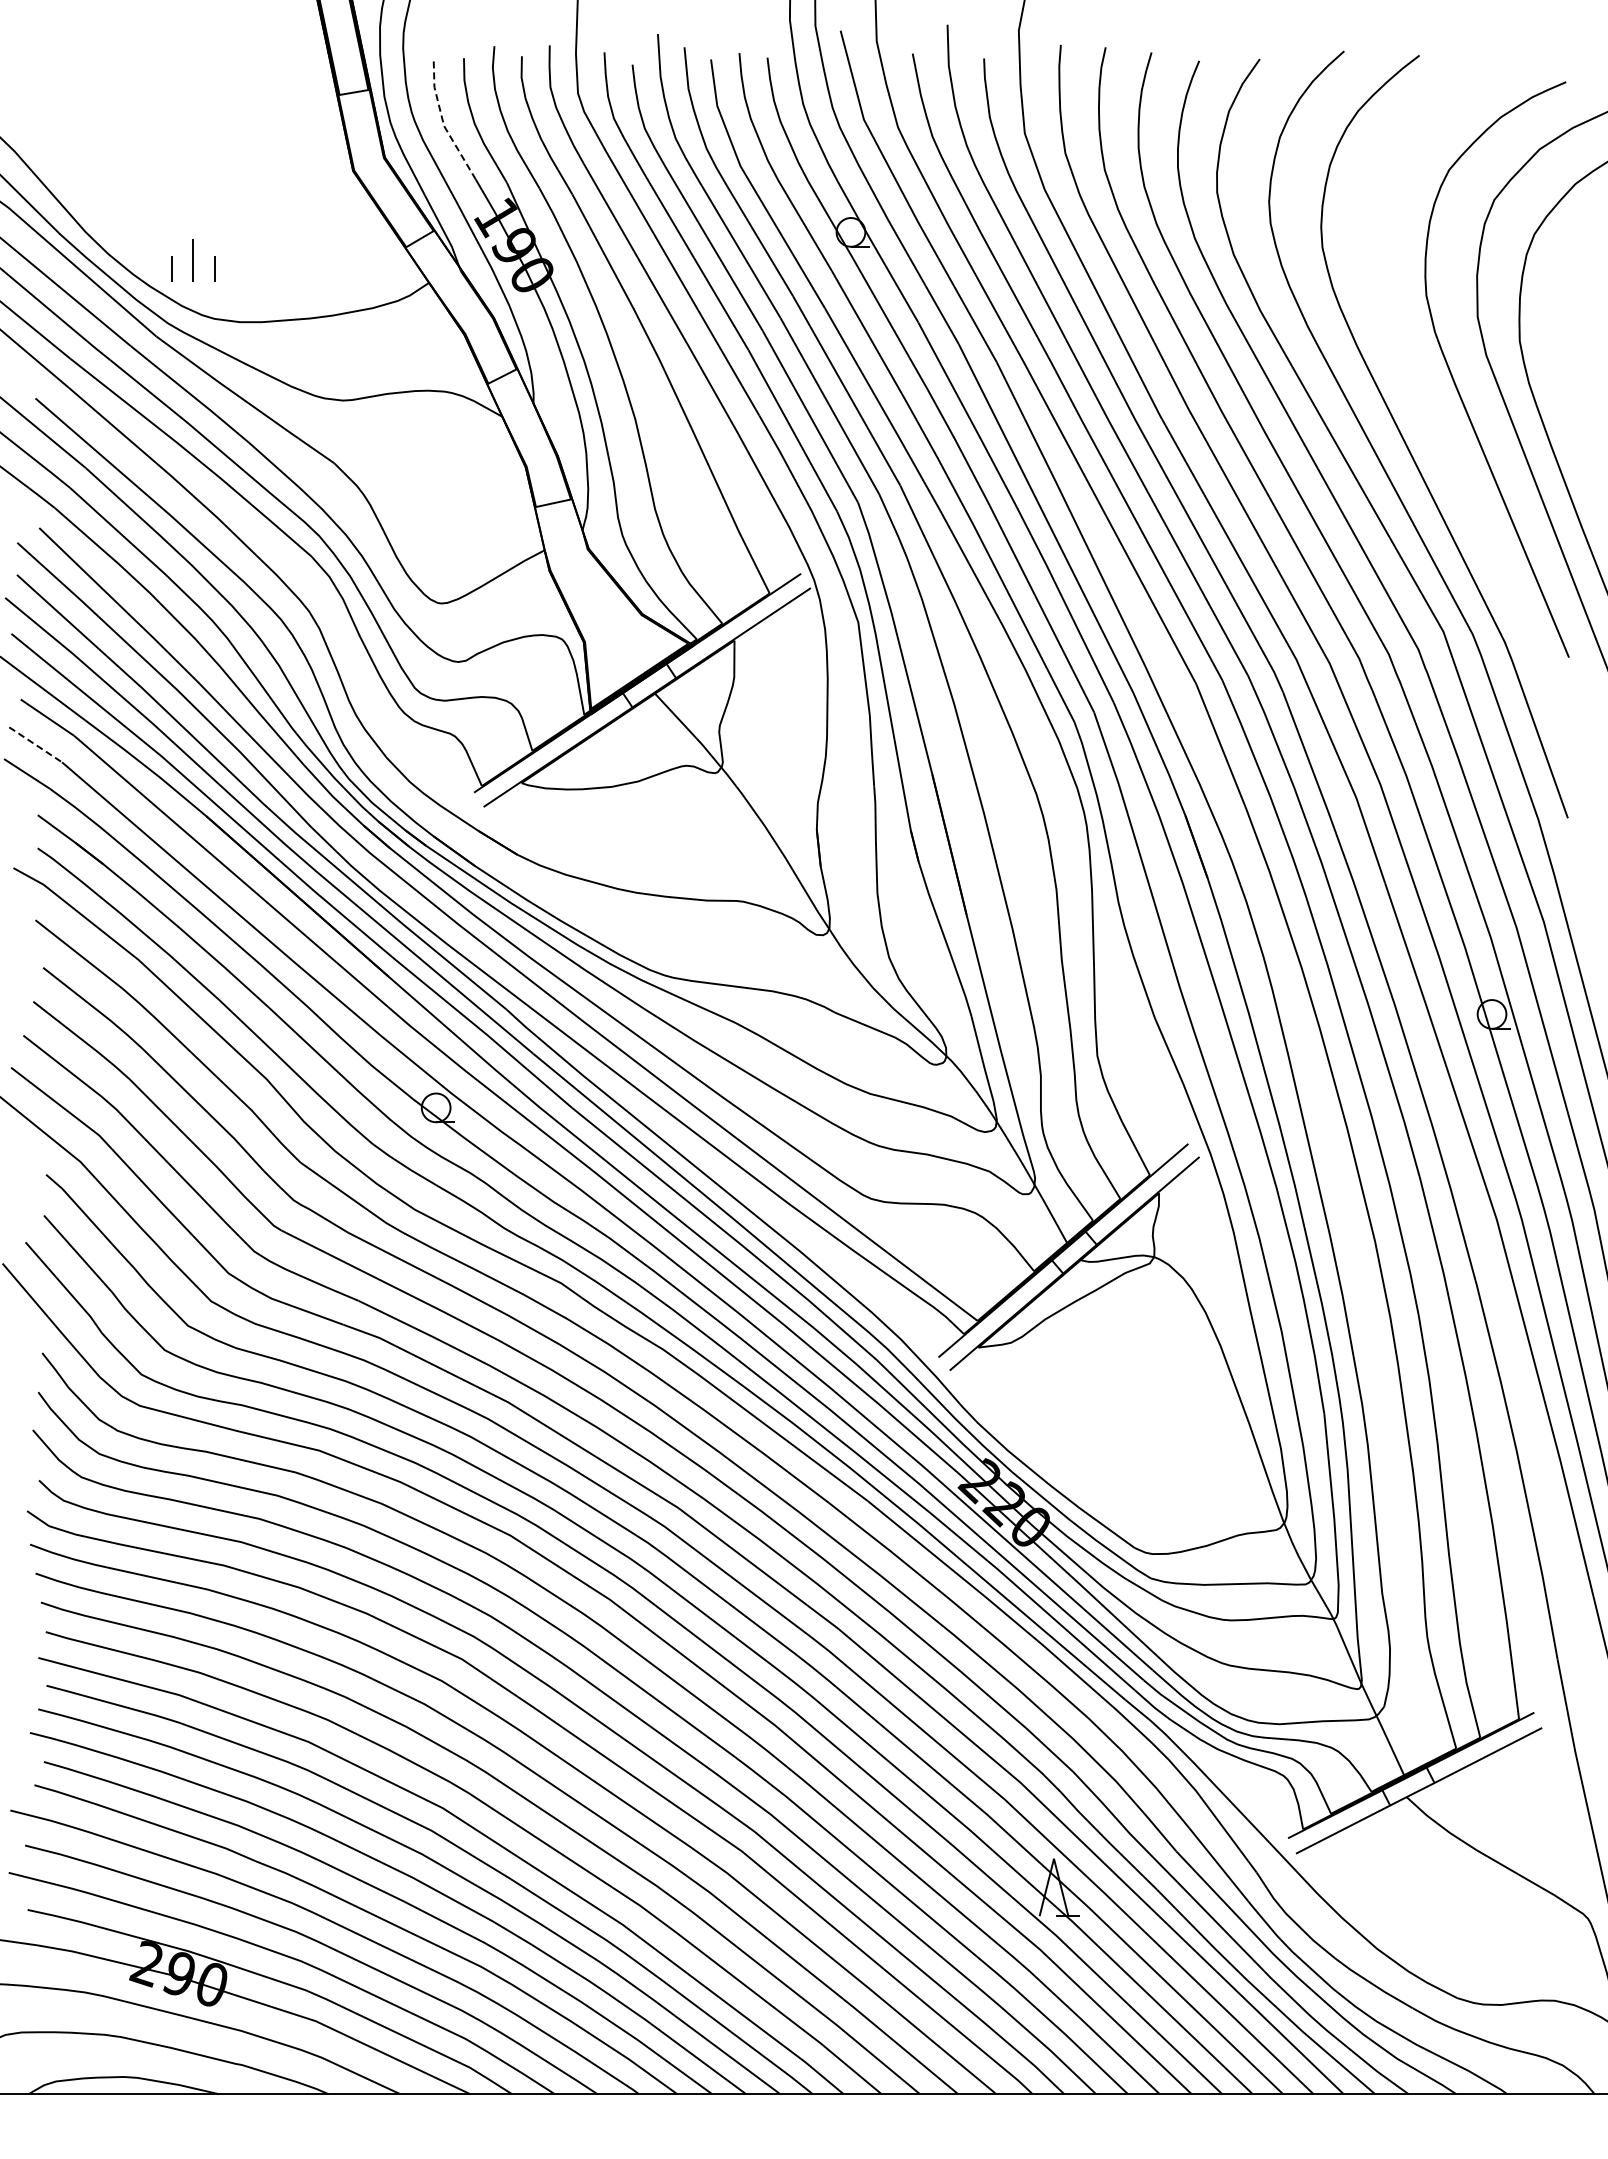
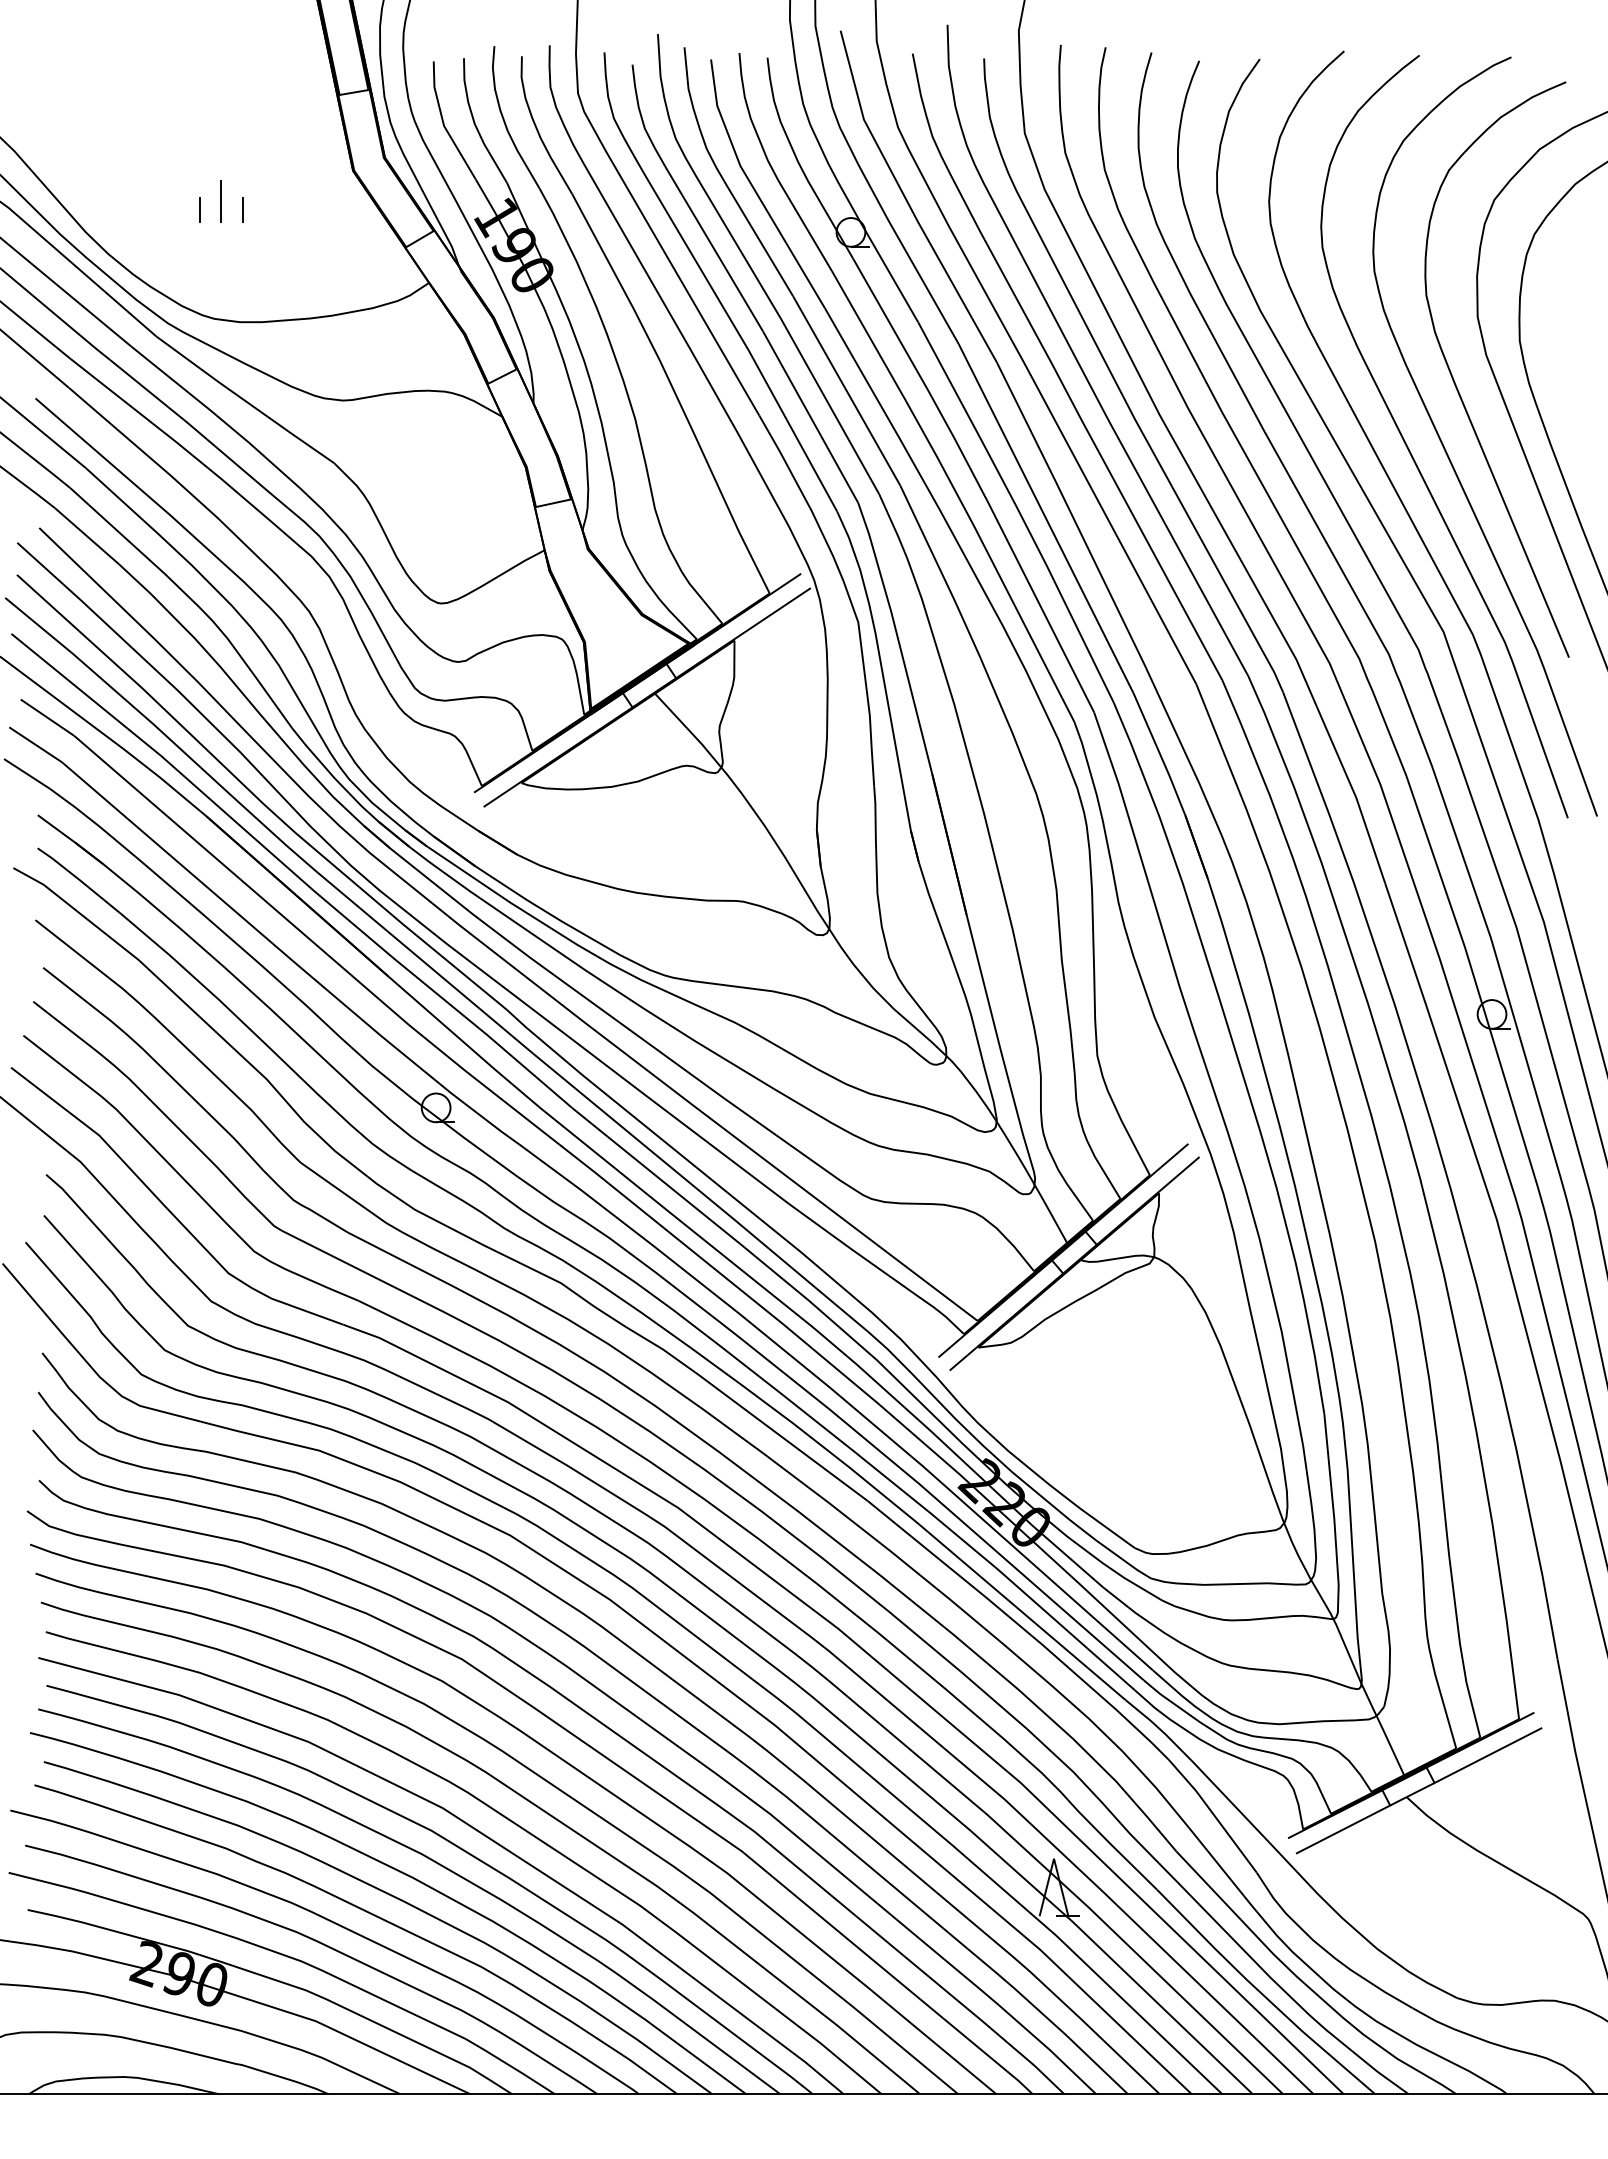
line: dashed -> solid (443, 124)
part position: (193, 260) -> (221, 201) (221, 201)
curve: none -> present (1448, 454)
line: dashed -> solid (35, 744)
